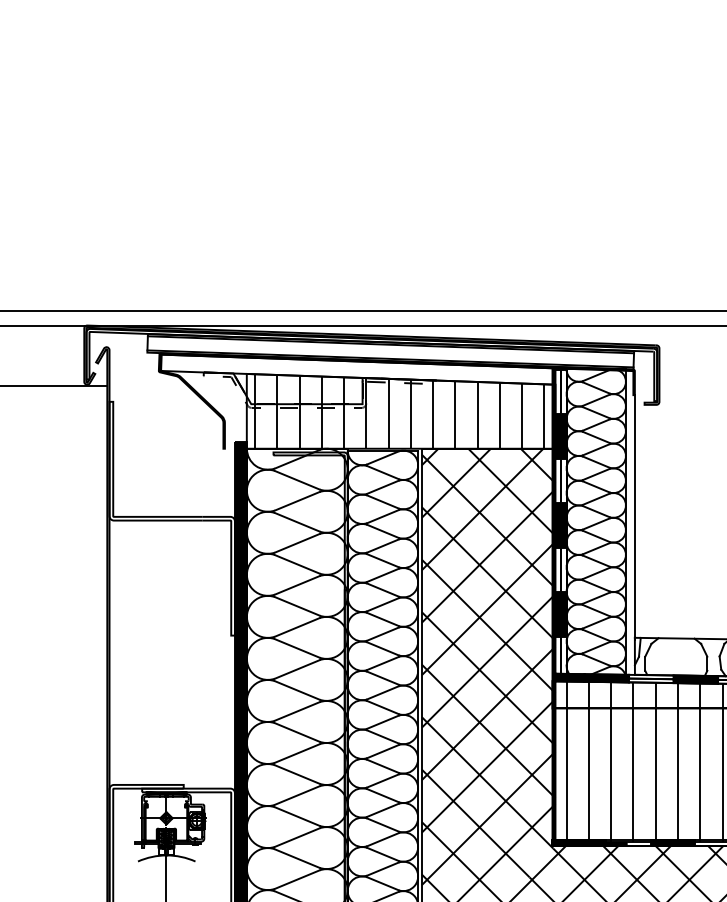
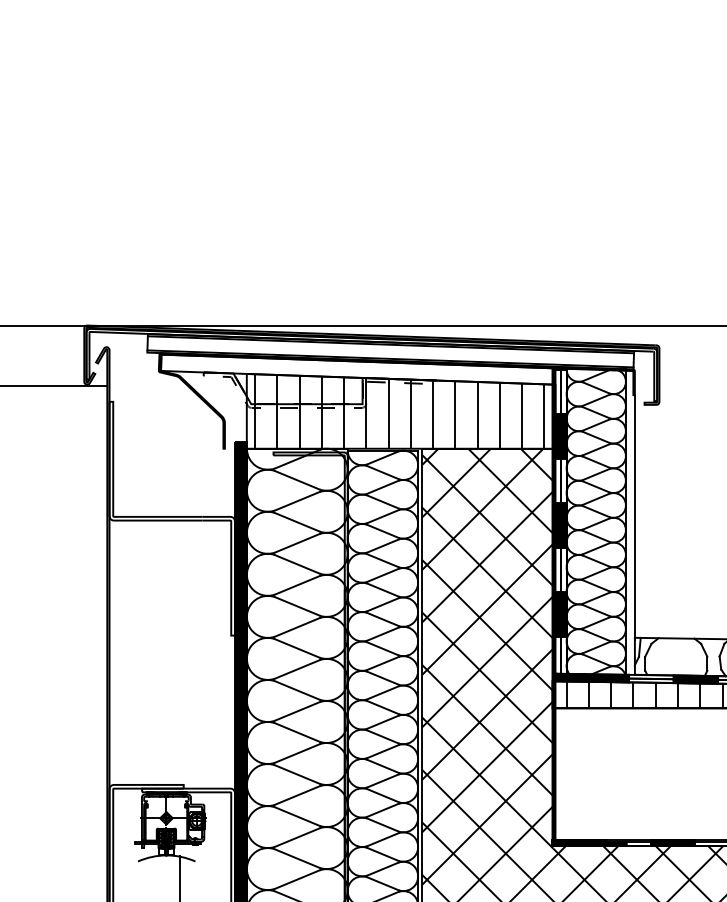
line: present -> none (362, 311)
hatch: present -> none (644, 775)
line position: (166, 876) -> (180, 876) (180, 876)
